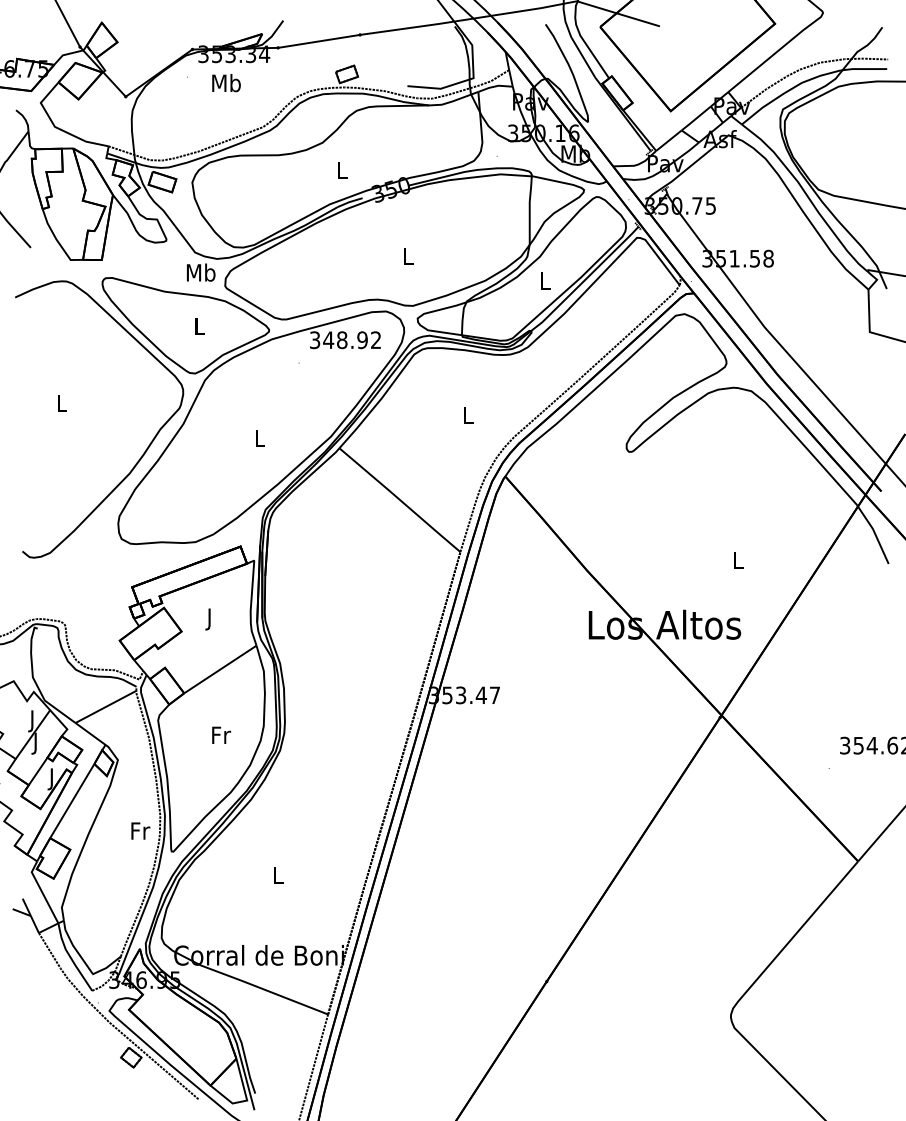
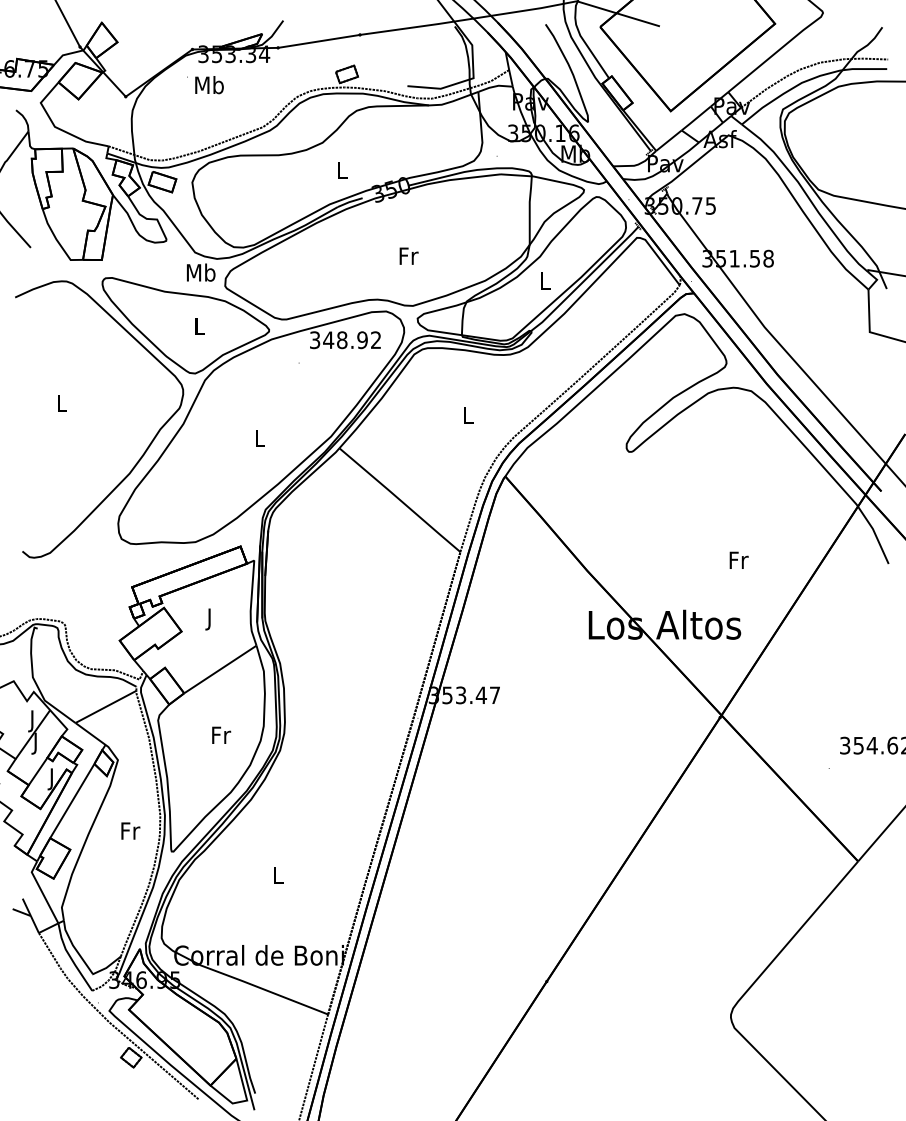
text position: (226, 83) -> (209, 85) (209, 85)
text: L -> Fr (408, 255)
text: L -> Fr (738, 559)
text position: (140, 830) -> (130, 830) (130, 830)
